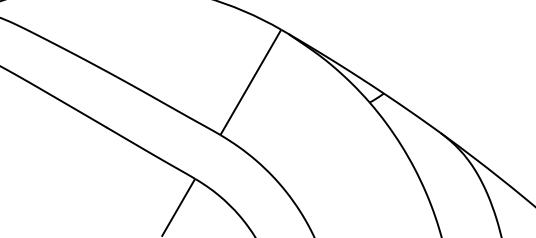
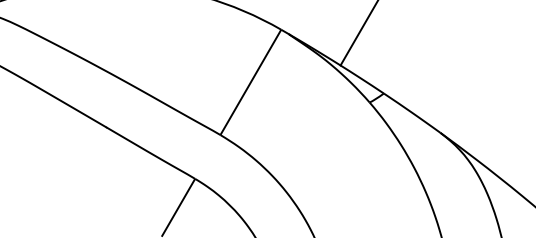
line: none -> present (358, 33)
